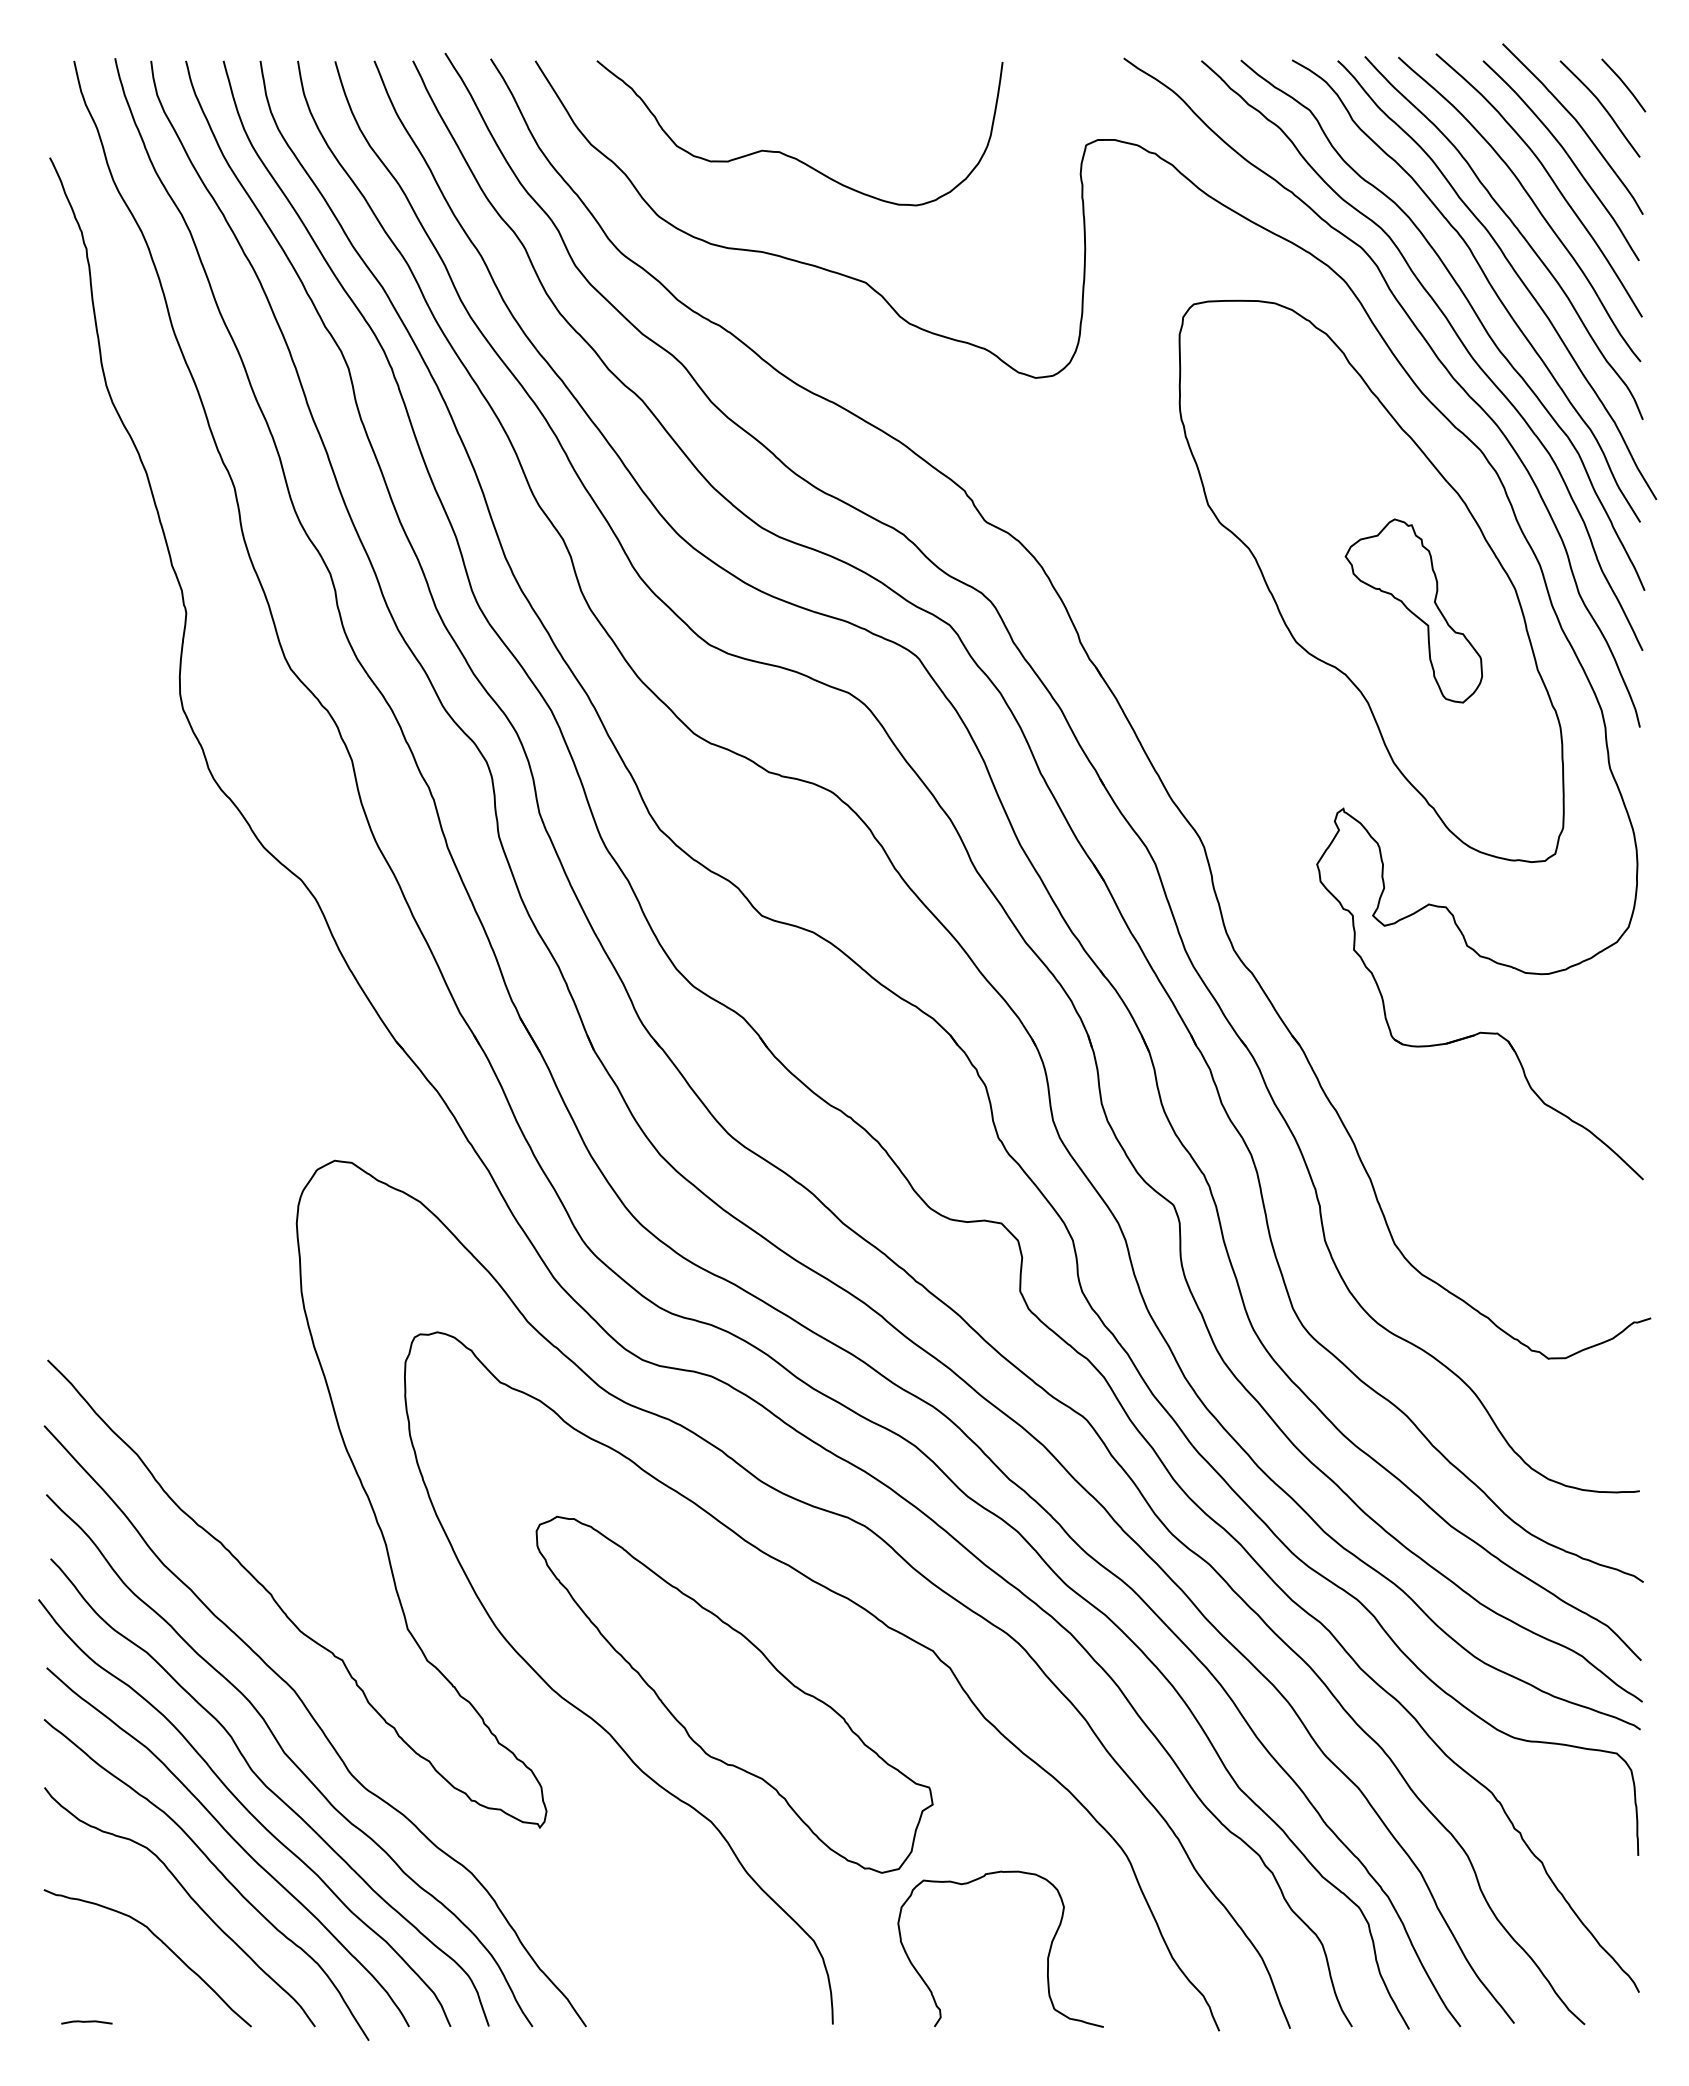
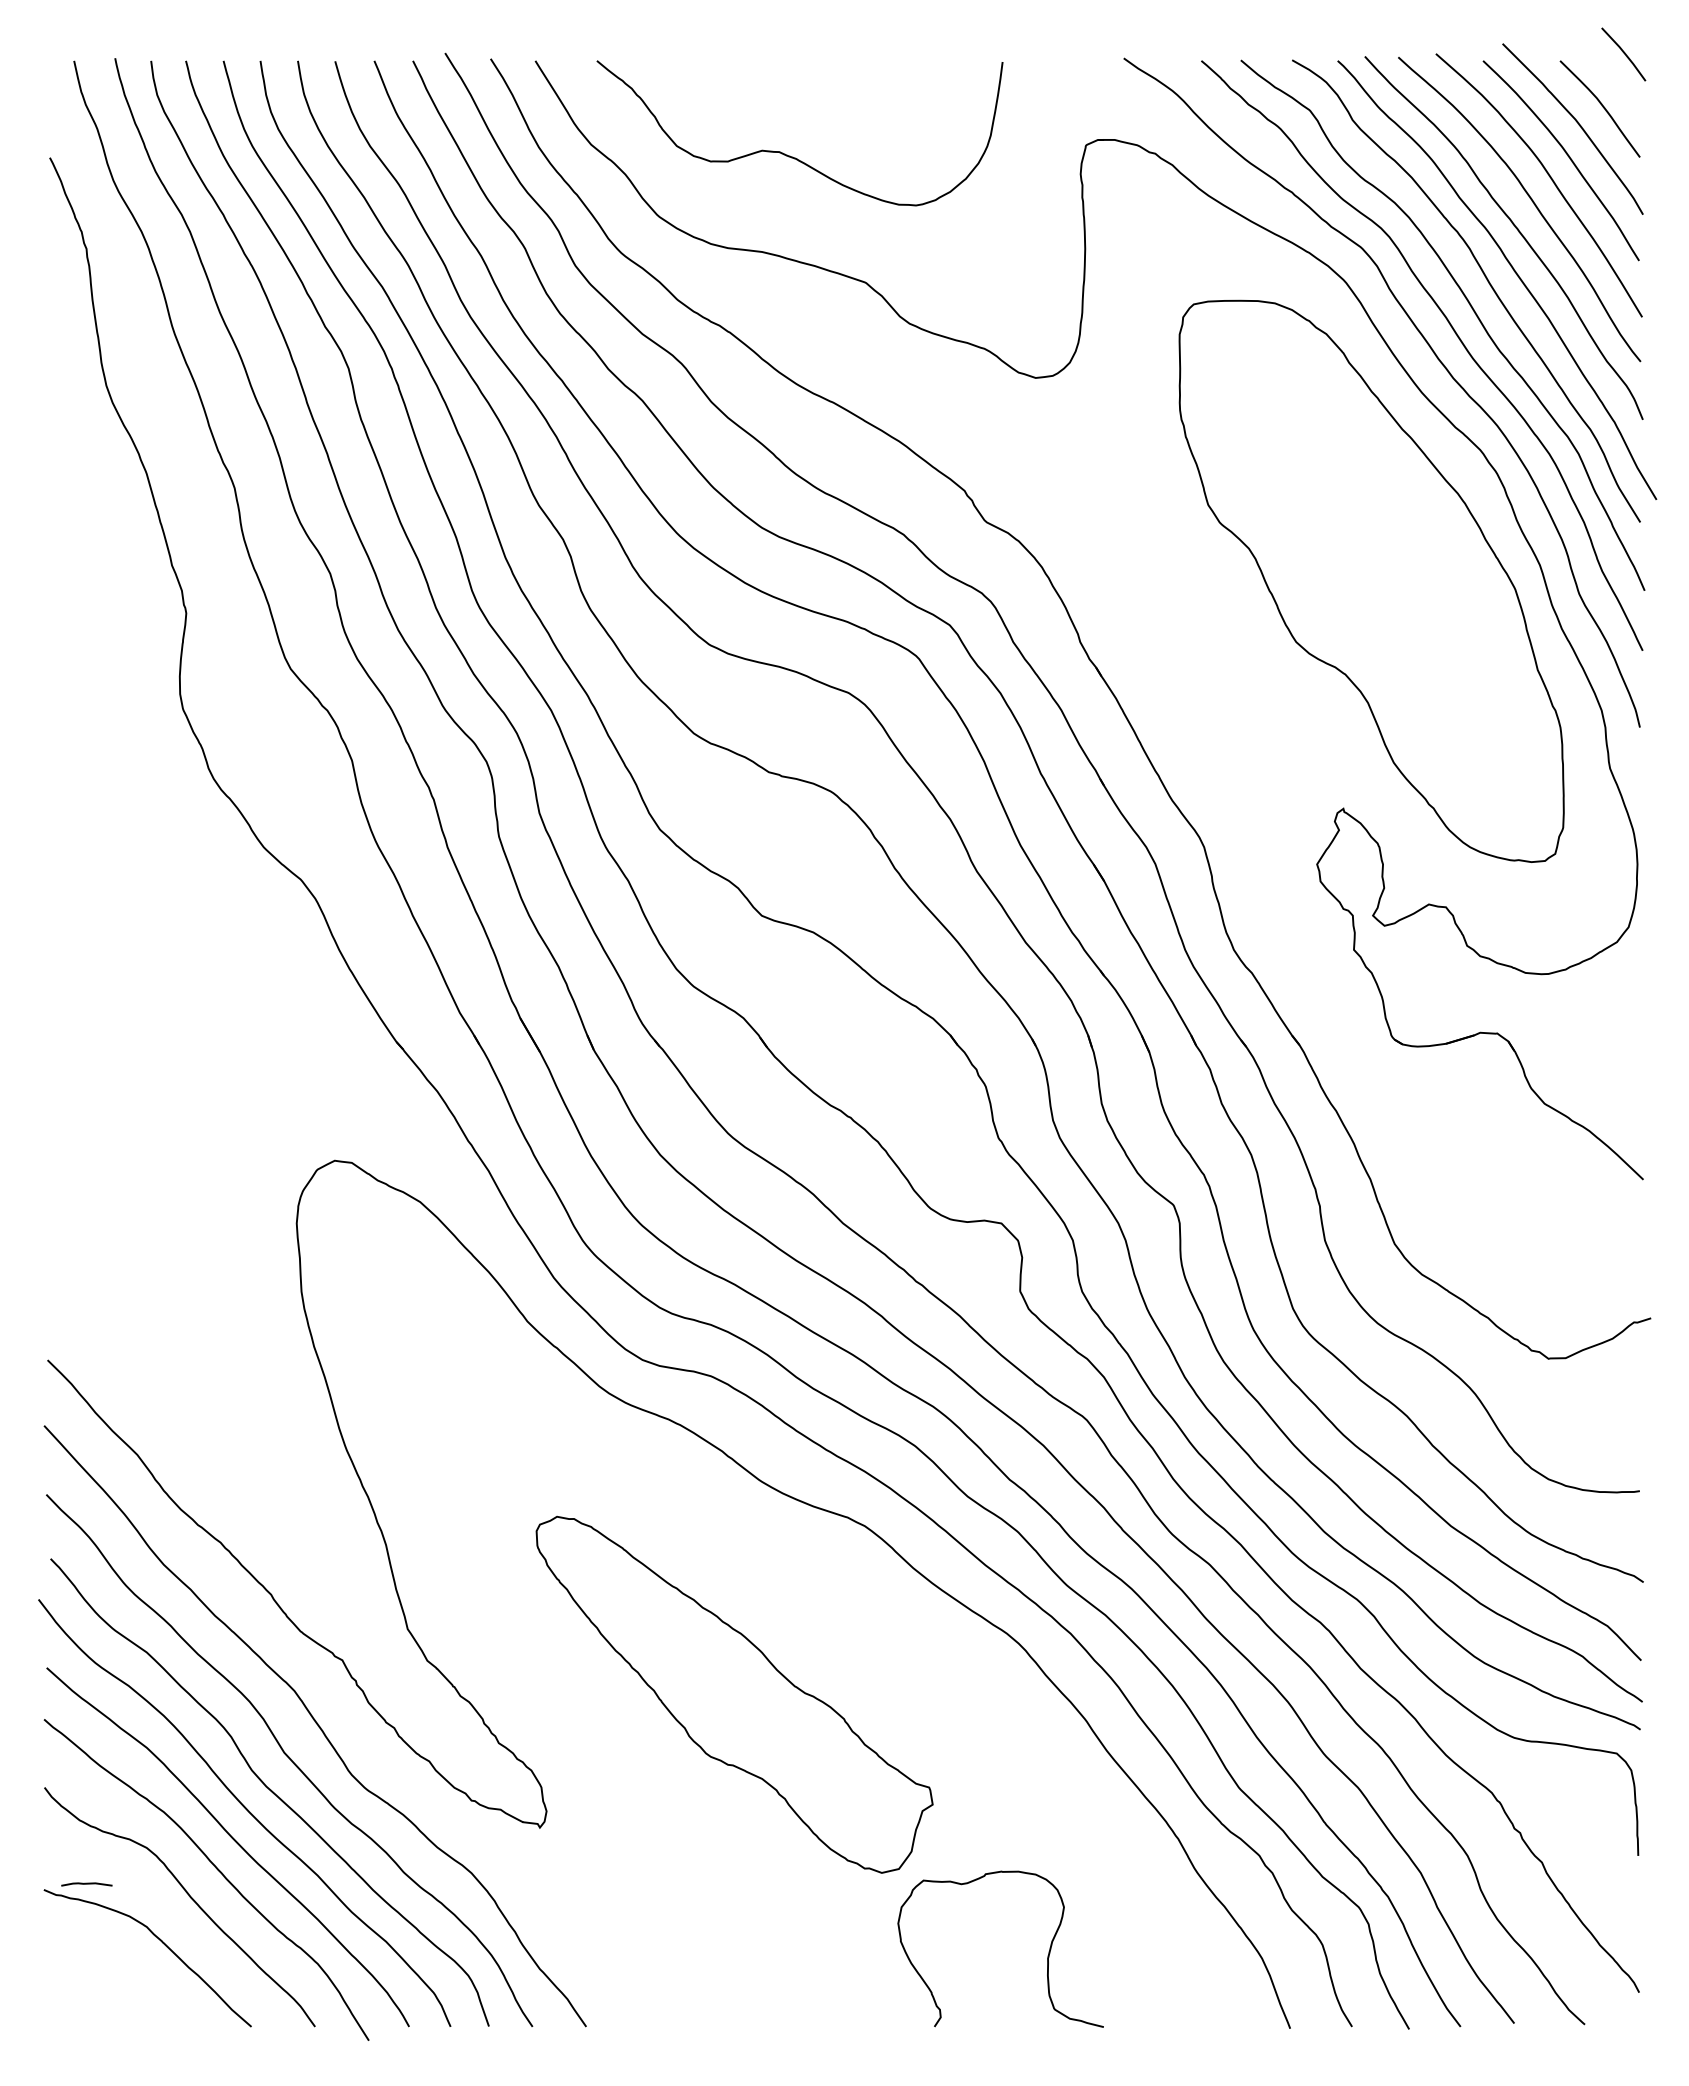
line position: (1623, 84) -> (1623, 53) (1623, 53)
part: present -> none (1413, 610)
curve: present -> none (856, 1605)
curve position: (86, 2022) -> (86, 1884) (86, 1884)
